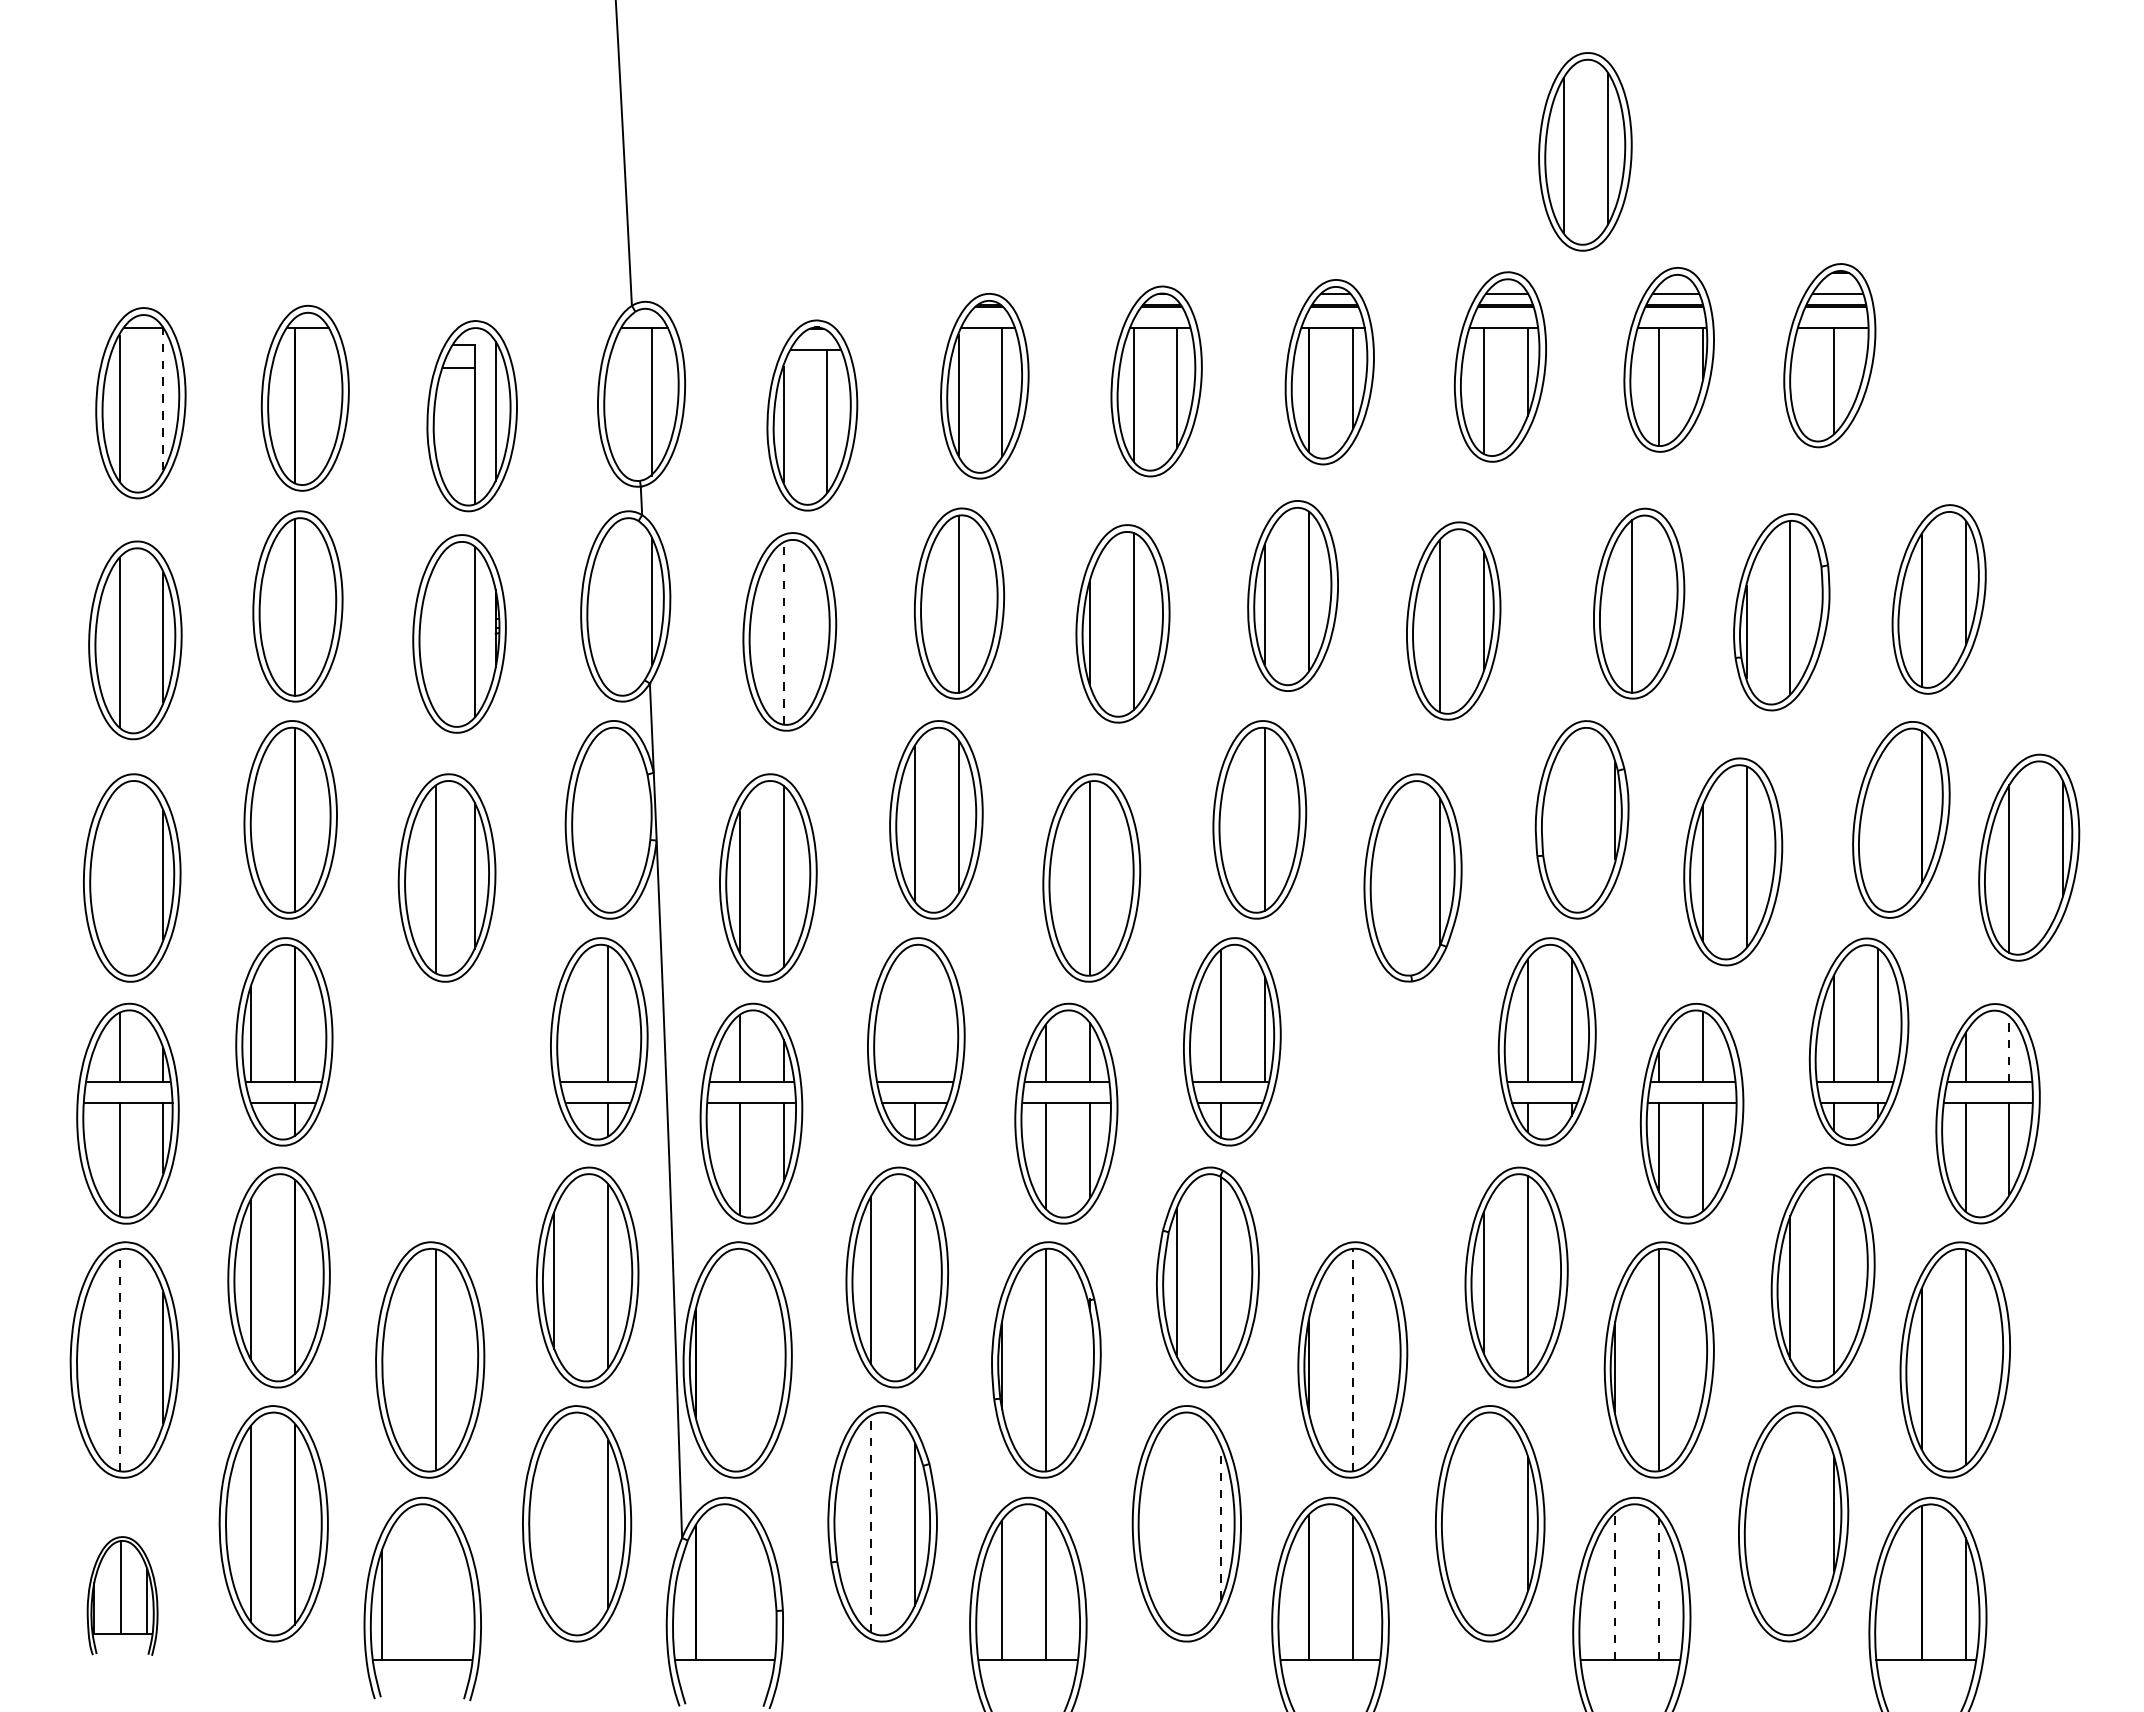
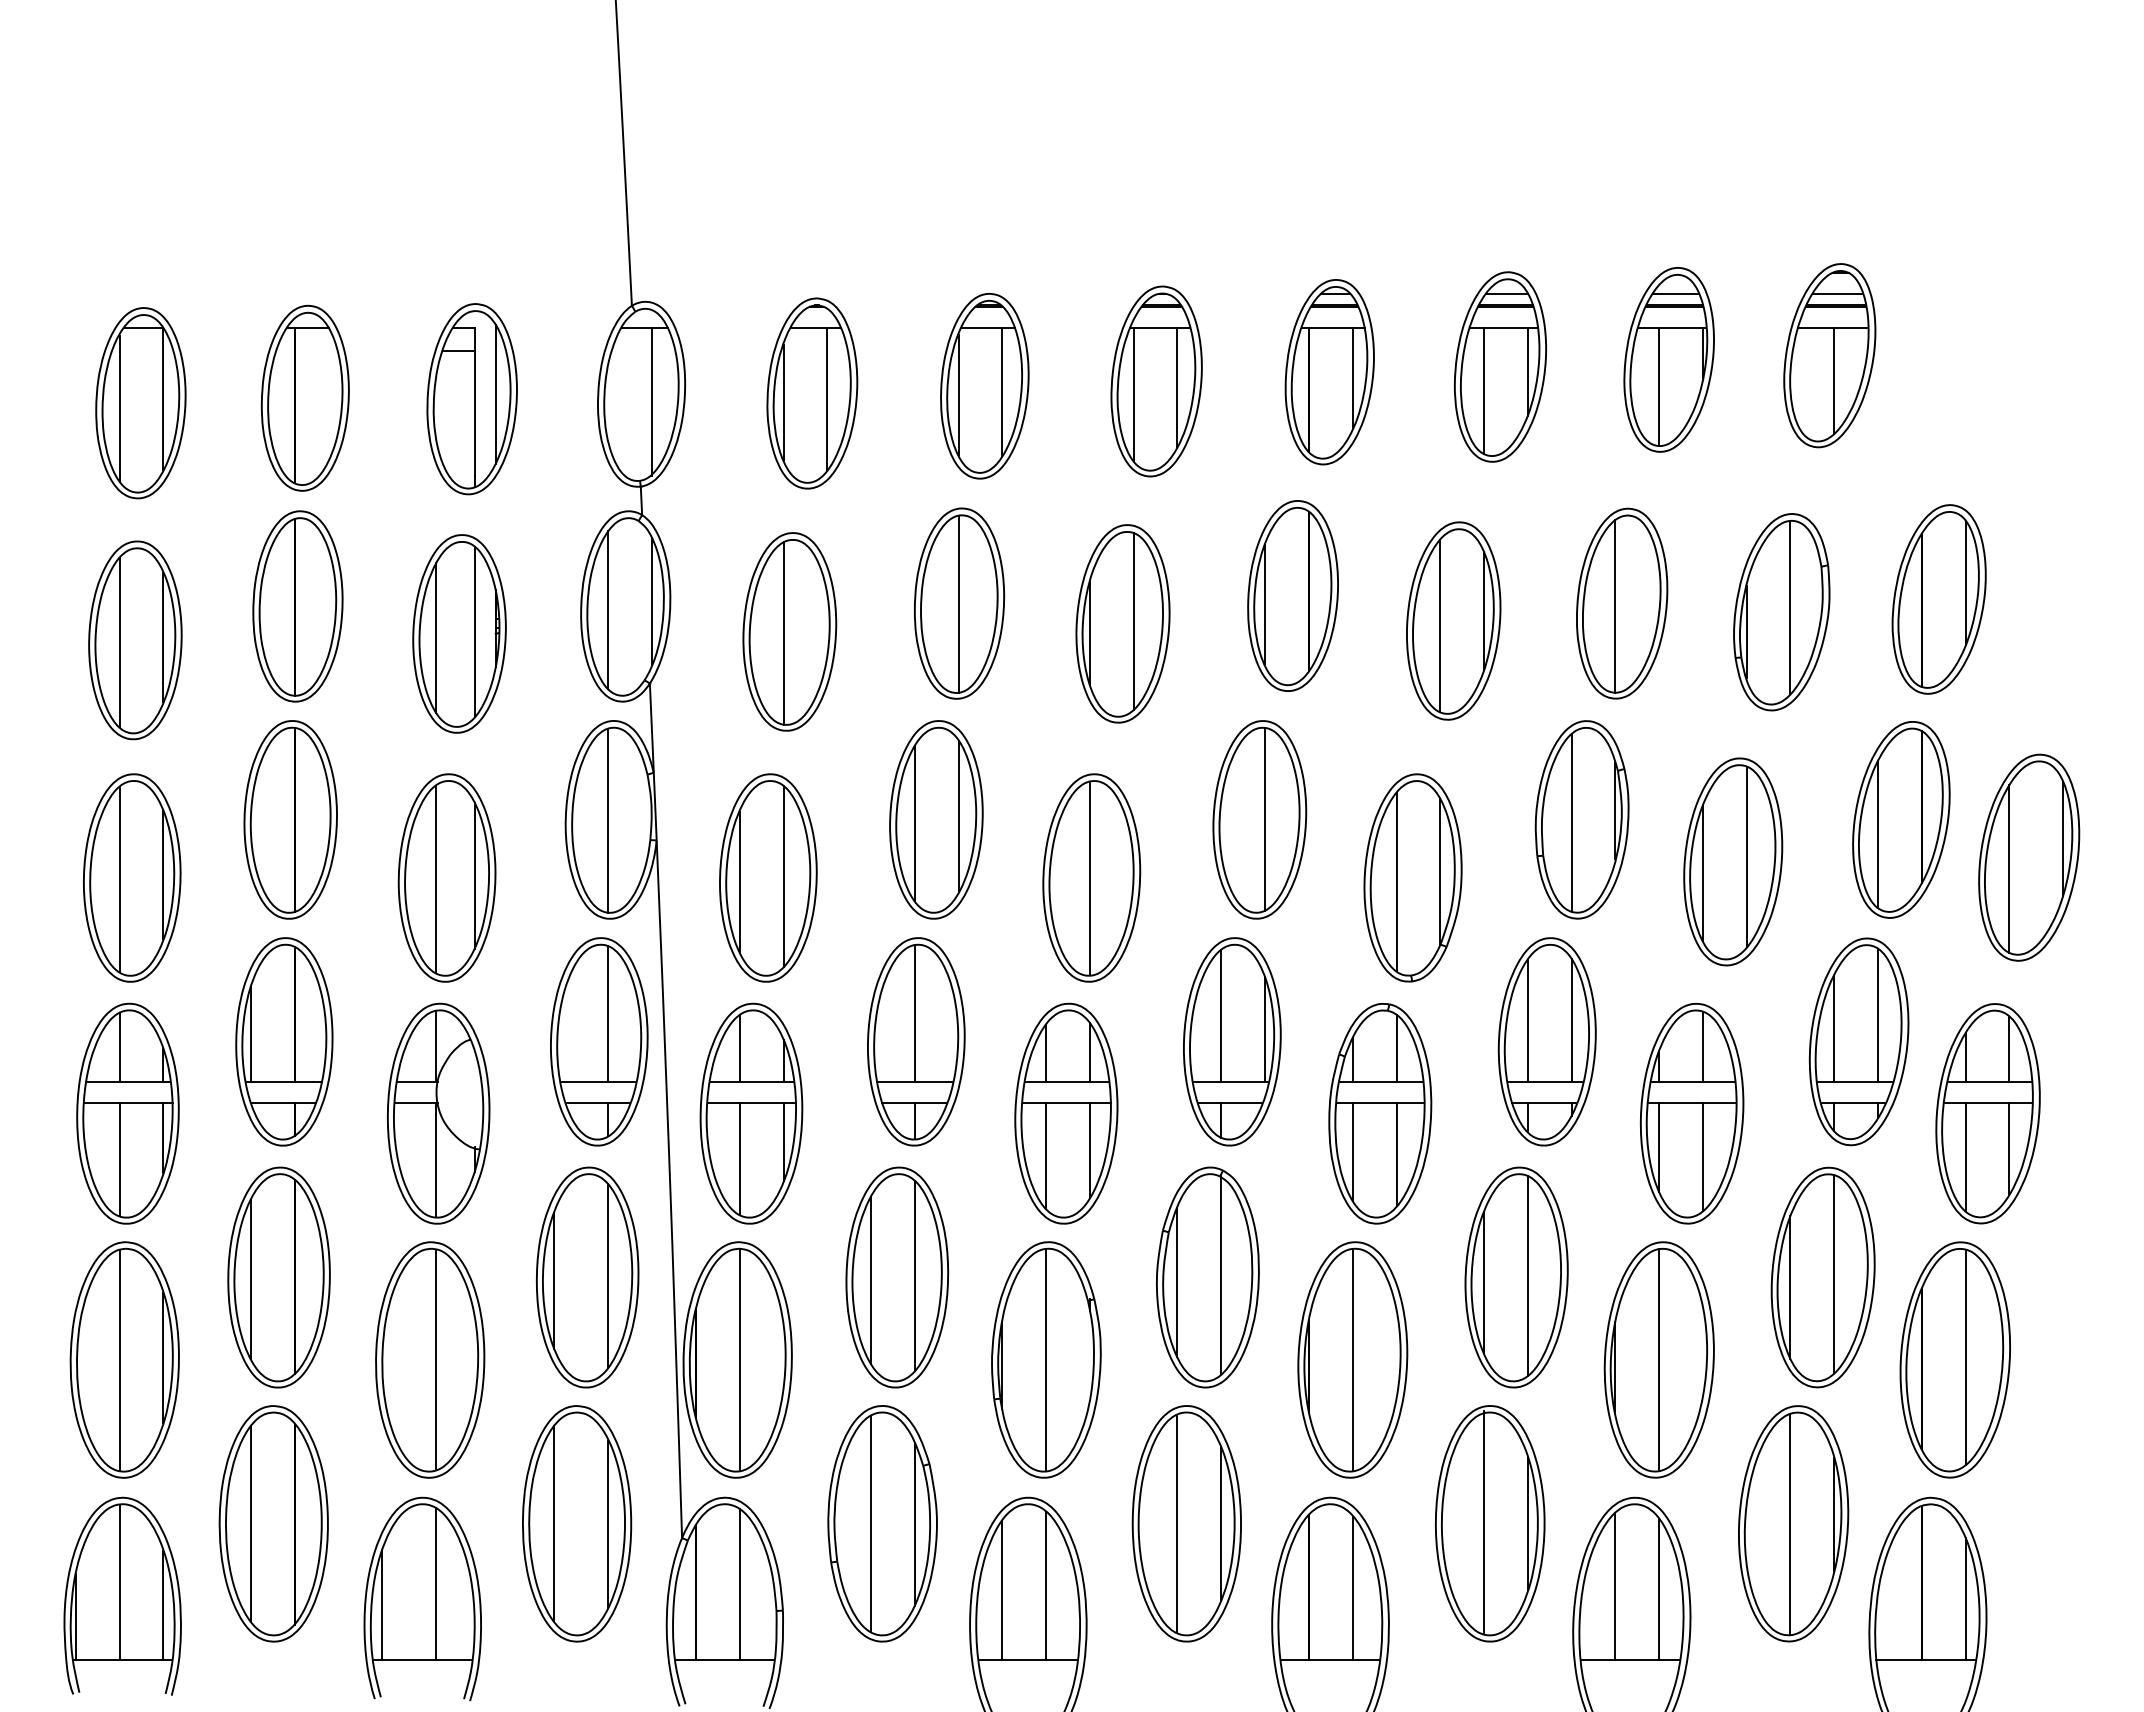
part: present -> none (1585, 151)
line: dashed -> solid (163, 398)
part position: (812, 415) -> (812, 393) (812, 393)
part position: (471, 416) -> (471, 399) (471, 399)
part position: (1639, 603) -> (1622, 603) (1622, 603)
line: none -> present (608, 609)
line: dashed -> solid (783, 632)
line: none -> present (436, 637)
line: none -> present (608, 820)
line: none -> present (1571, 822)
line: none -> present (1877, 834)
line: none -> present (119, 879)
line: none -> present (1396, 882)
line: none -> present (914, 1013)
line: dashed -> solid (2009, 1049)
part: none -> present (438, 1113)
part: none -> present (1380, 1113)
line: none -> present (739, 1359)
line: dashed -> solid (1352, 1359)
line: dashed -> solid (119, 1360)
line: none -> present (1484, 1522)
line: none -> present (554, 1523)
line: dashed -> solid (871, 1523)
line: none -> present (1177, 1523)
line: dashed -> solid (1221, 1523)
line: none -> present (1790, 1524)
line: none -> present (436, 1584)
line: none -> present (739, 1584)
line: dashed -> solid (1615, 1586)
line: dashed -> solid (1659, 1589)
part size: 73x120 px -> 119x200 px (122, 1595)
